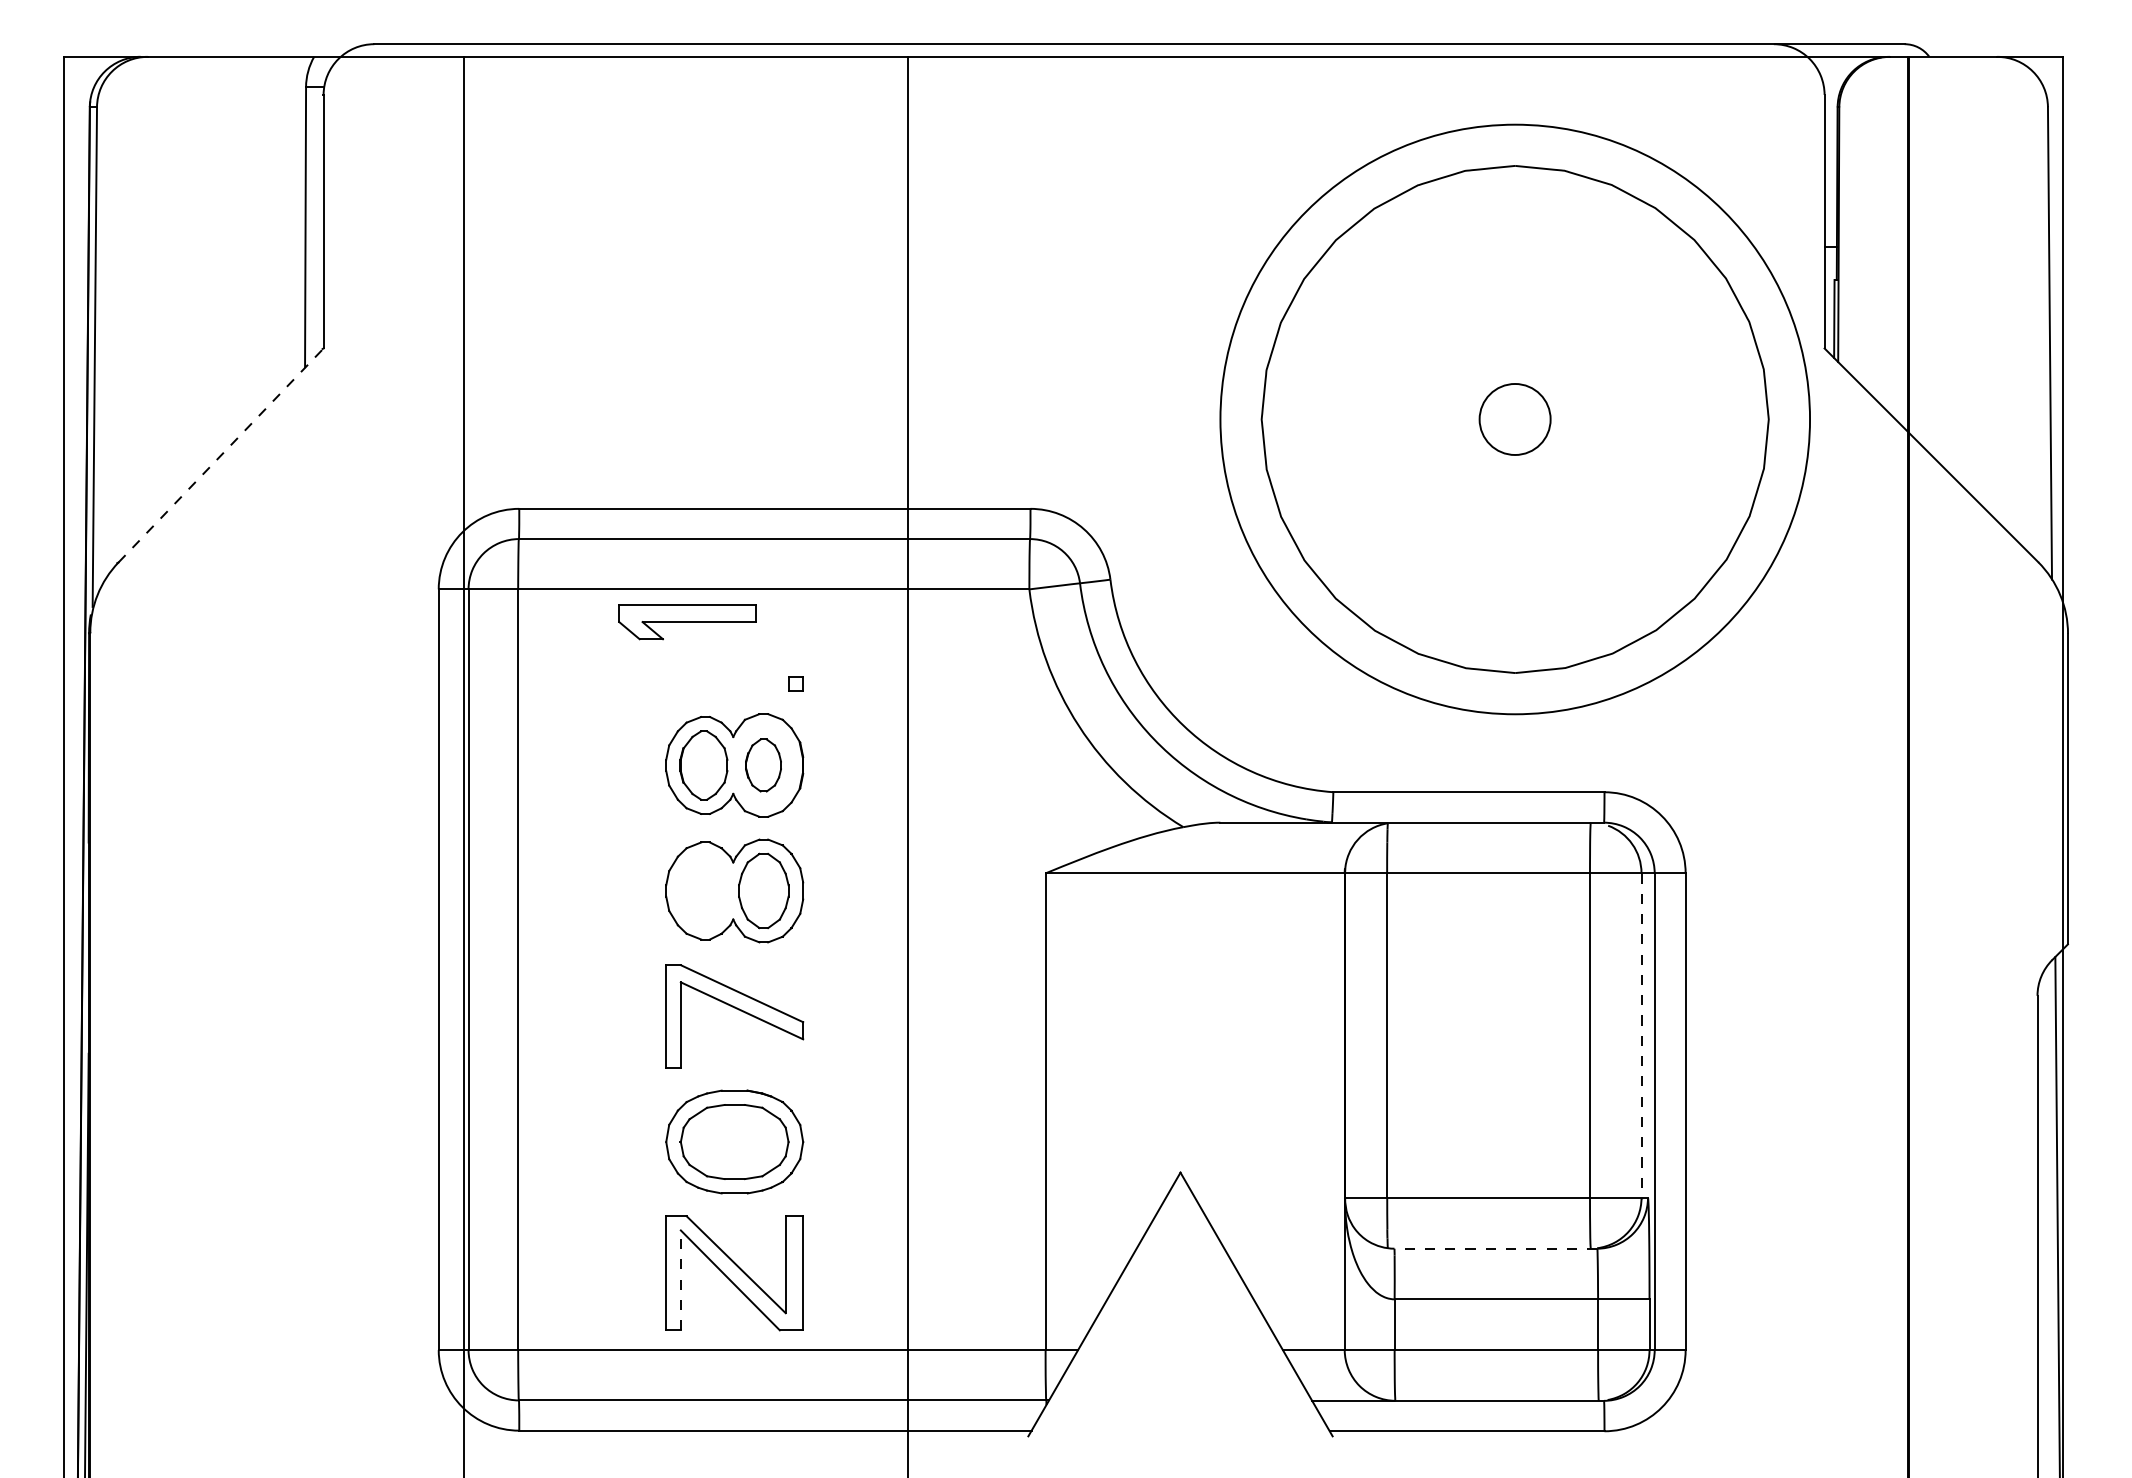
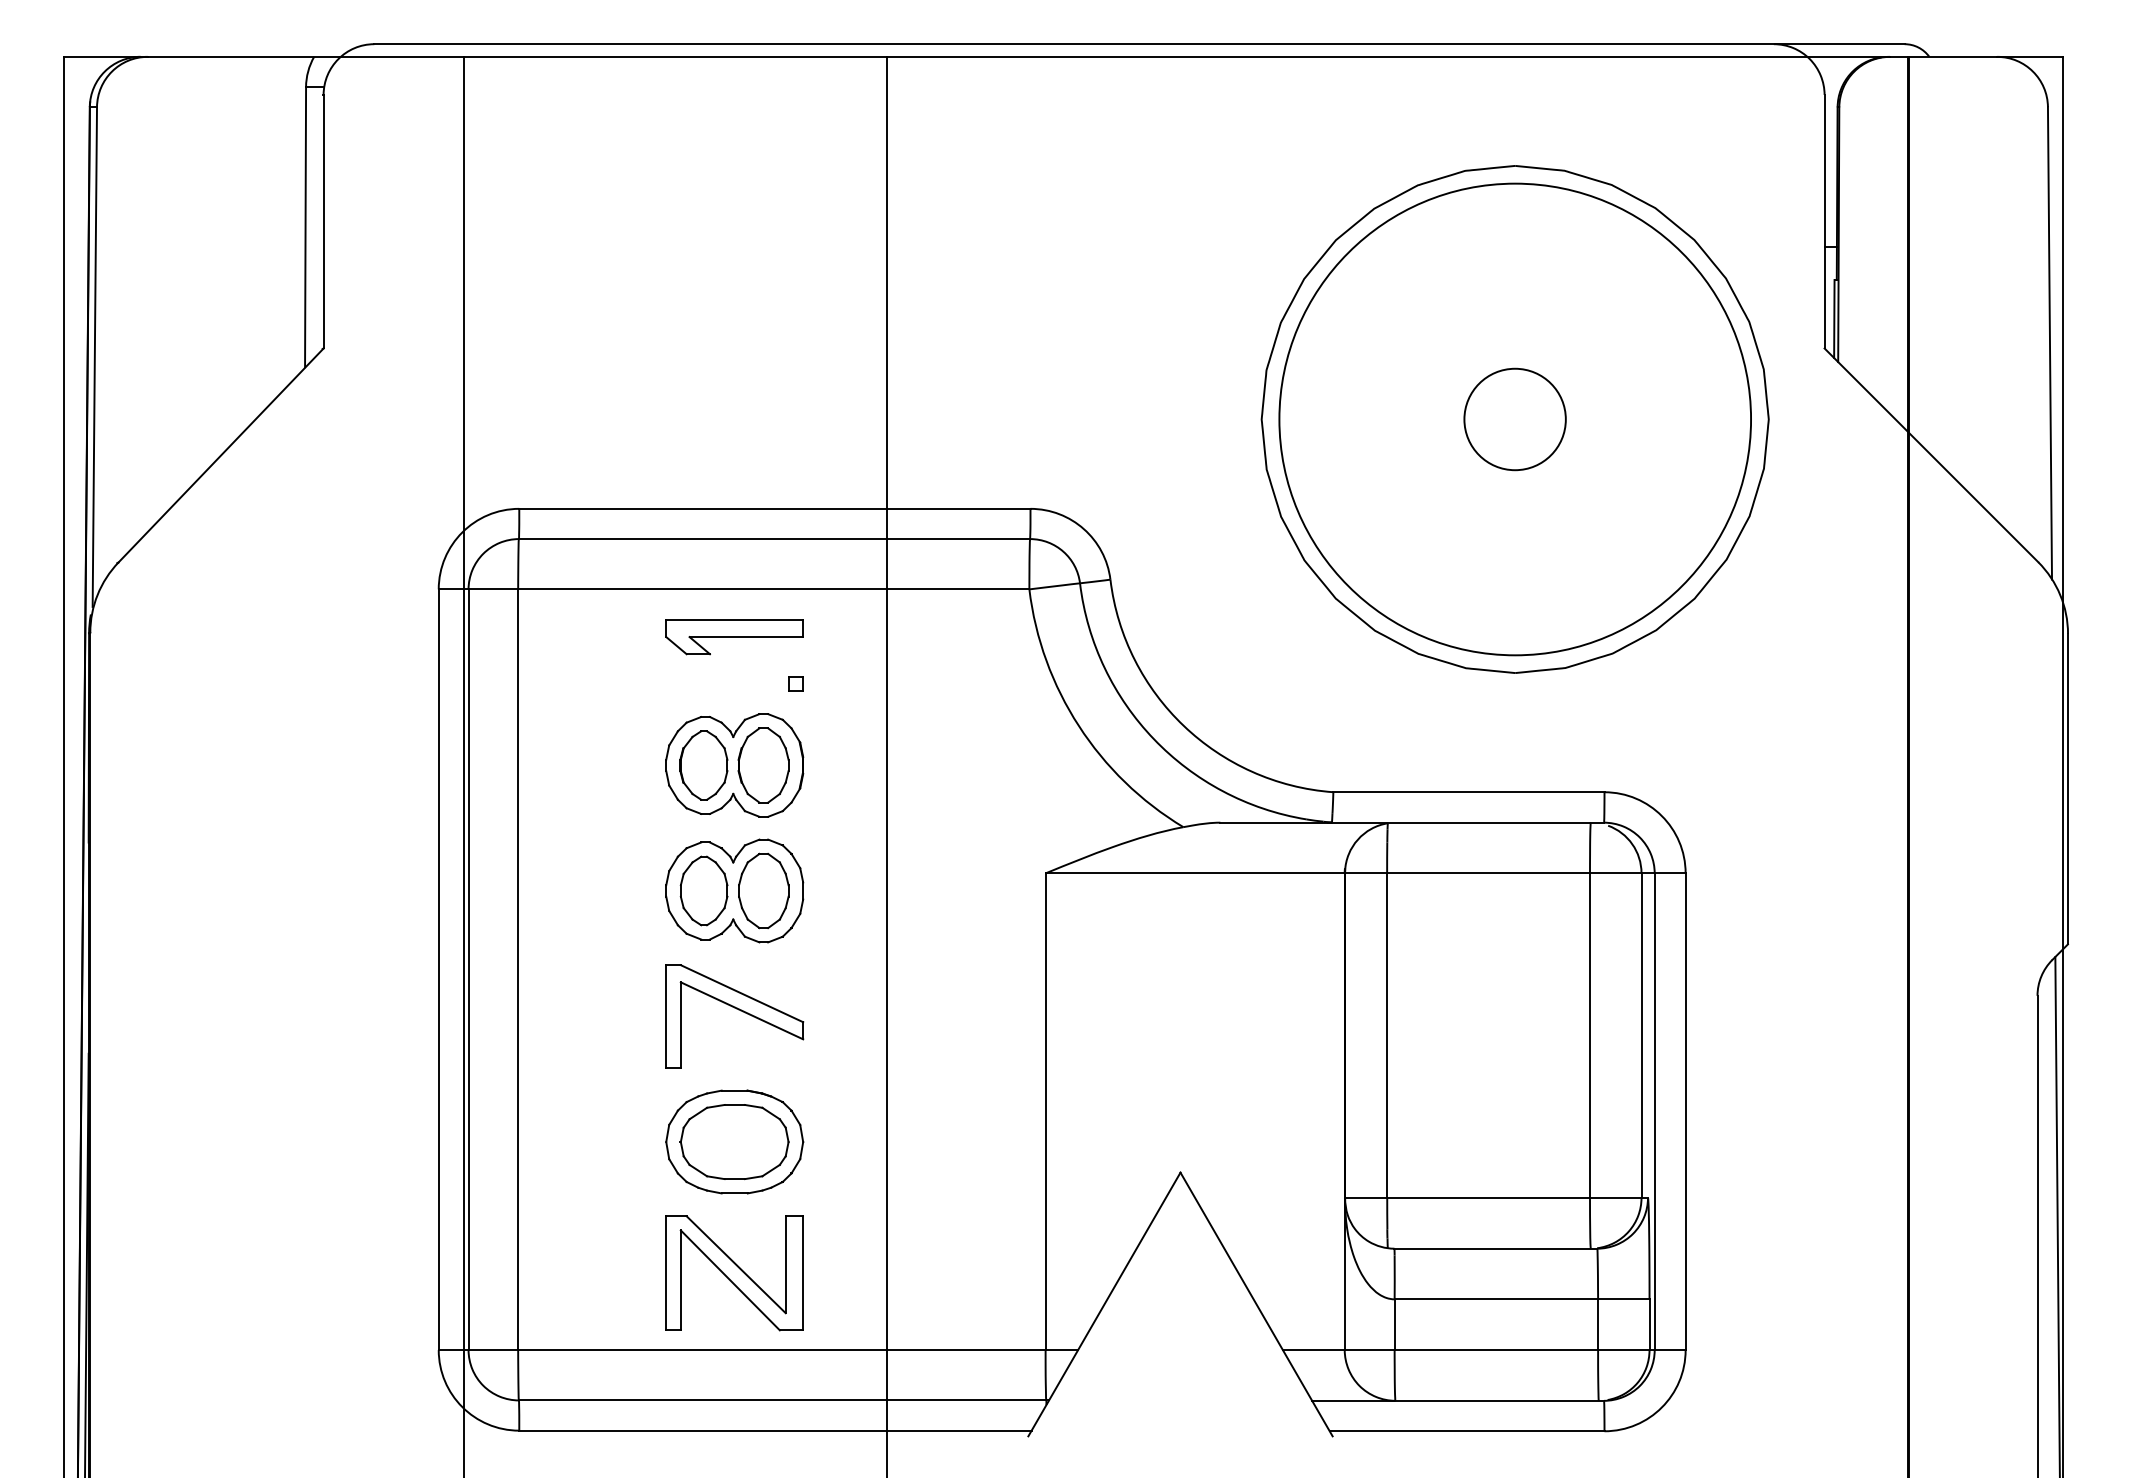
circle diameter: 71 px -> 101 px (1514, 419)
circle diameter: 590 px -> 472 px (1515, 419)
line: dashed -> solid (221, 455)
part position: (687, 622) -> (734, 637) (734, 637)
part size: 37x55 px -> 53x77 px (763, 765)
line position: (907, 765) -> (886, 765) (886, 765)
part: none -> present (703, 890)
line: dashed -> solid (1641, 1036)
line: dashed -> solid (1495, 1248)
line: dashed -> solid (680, 1280)
